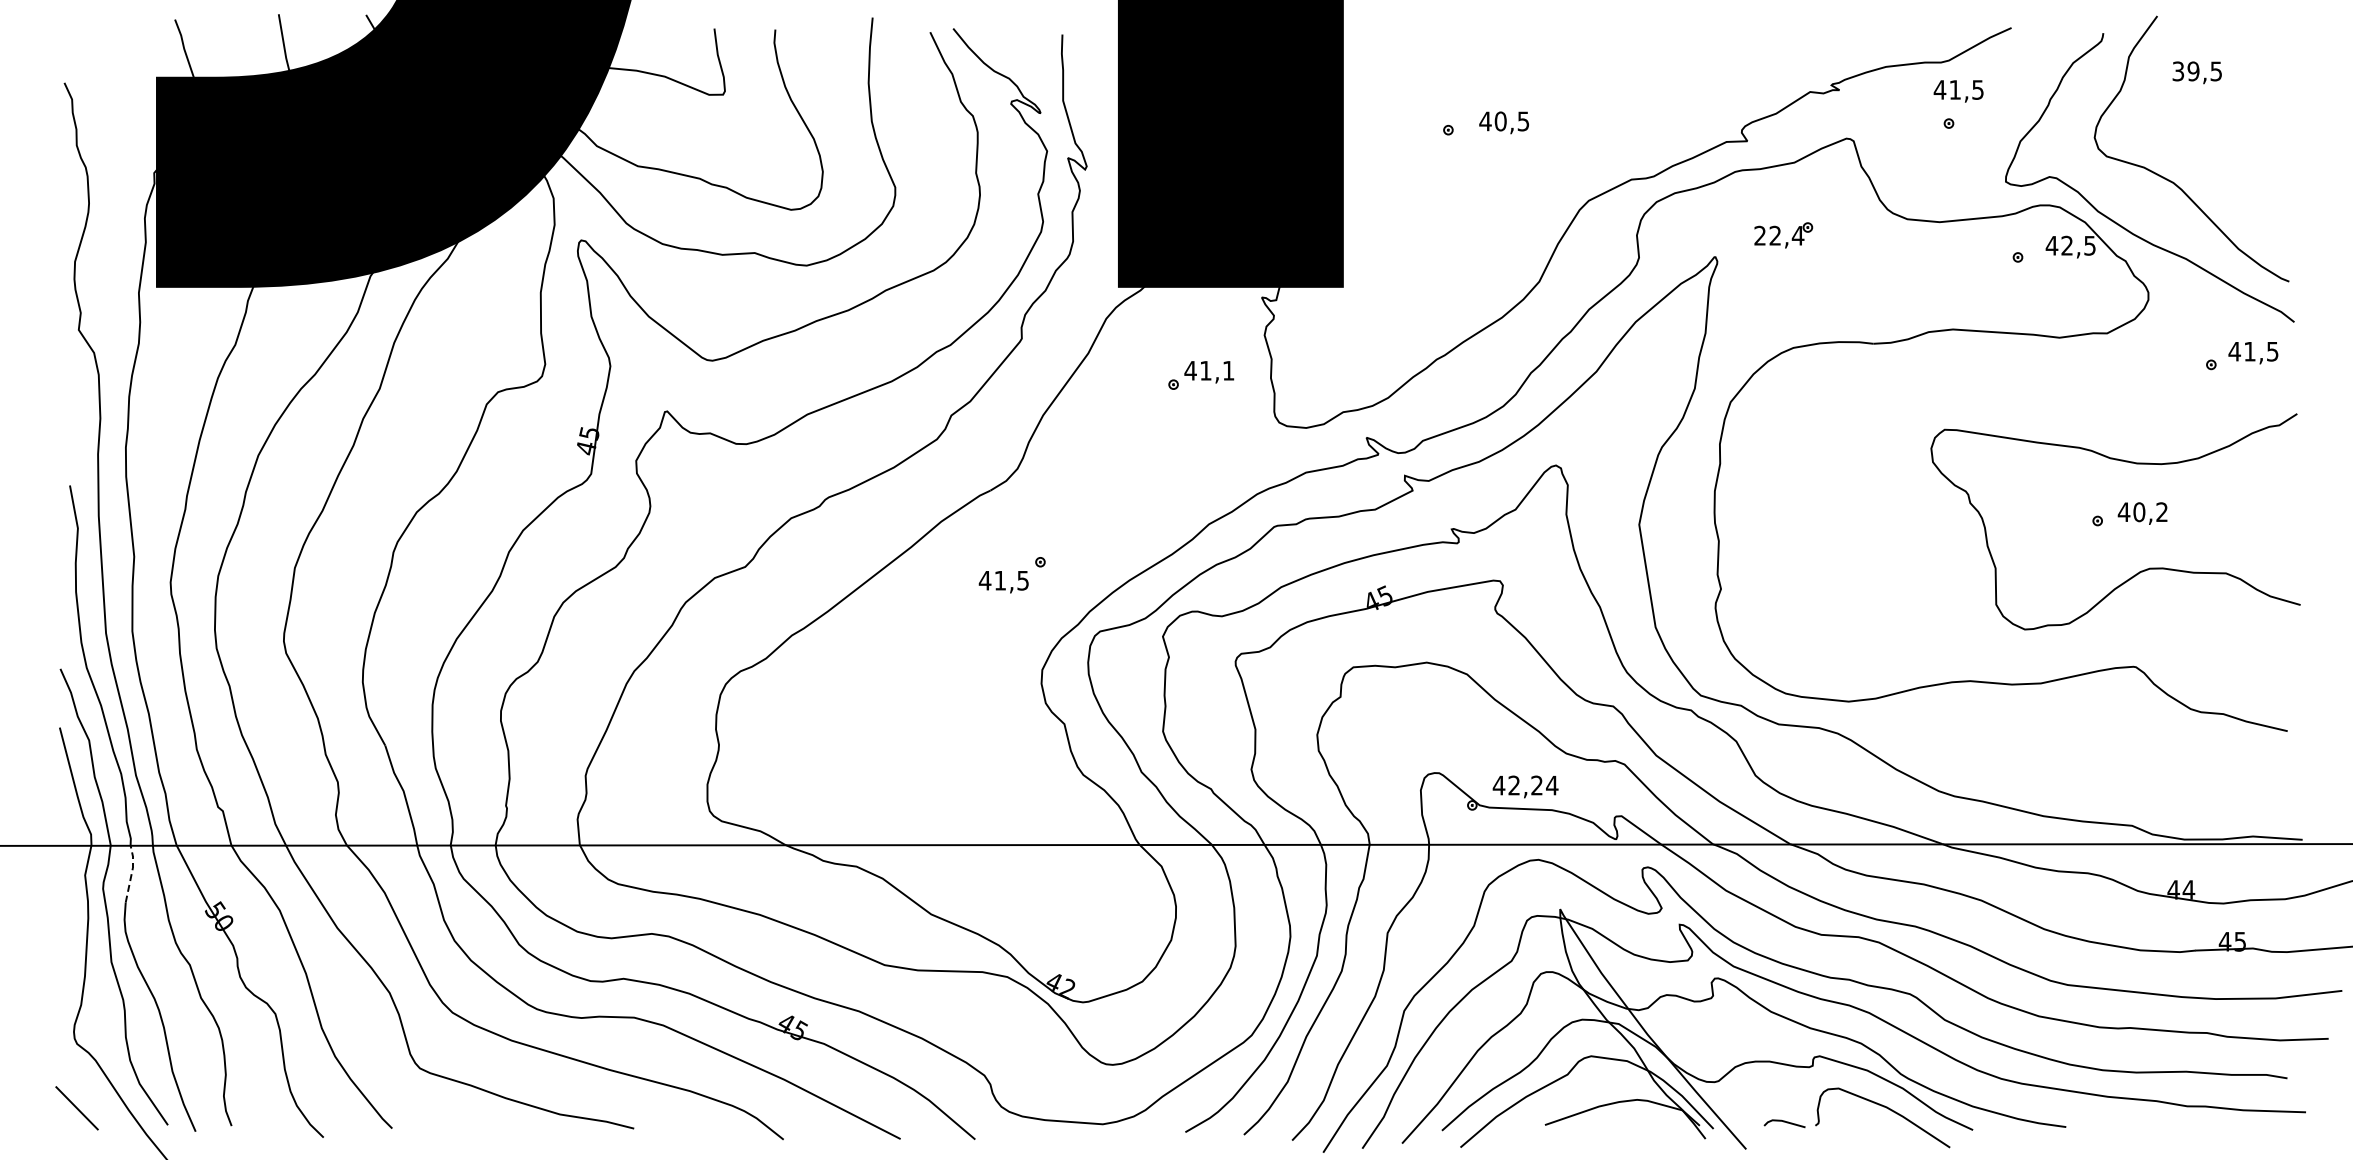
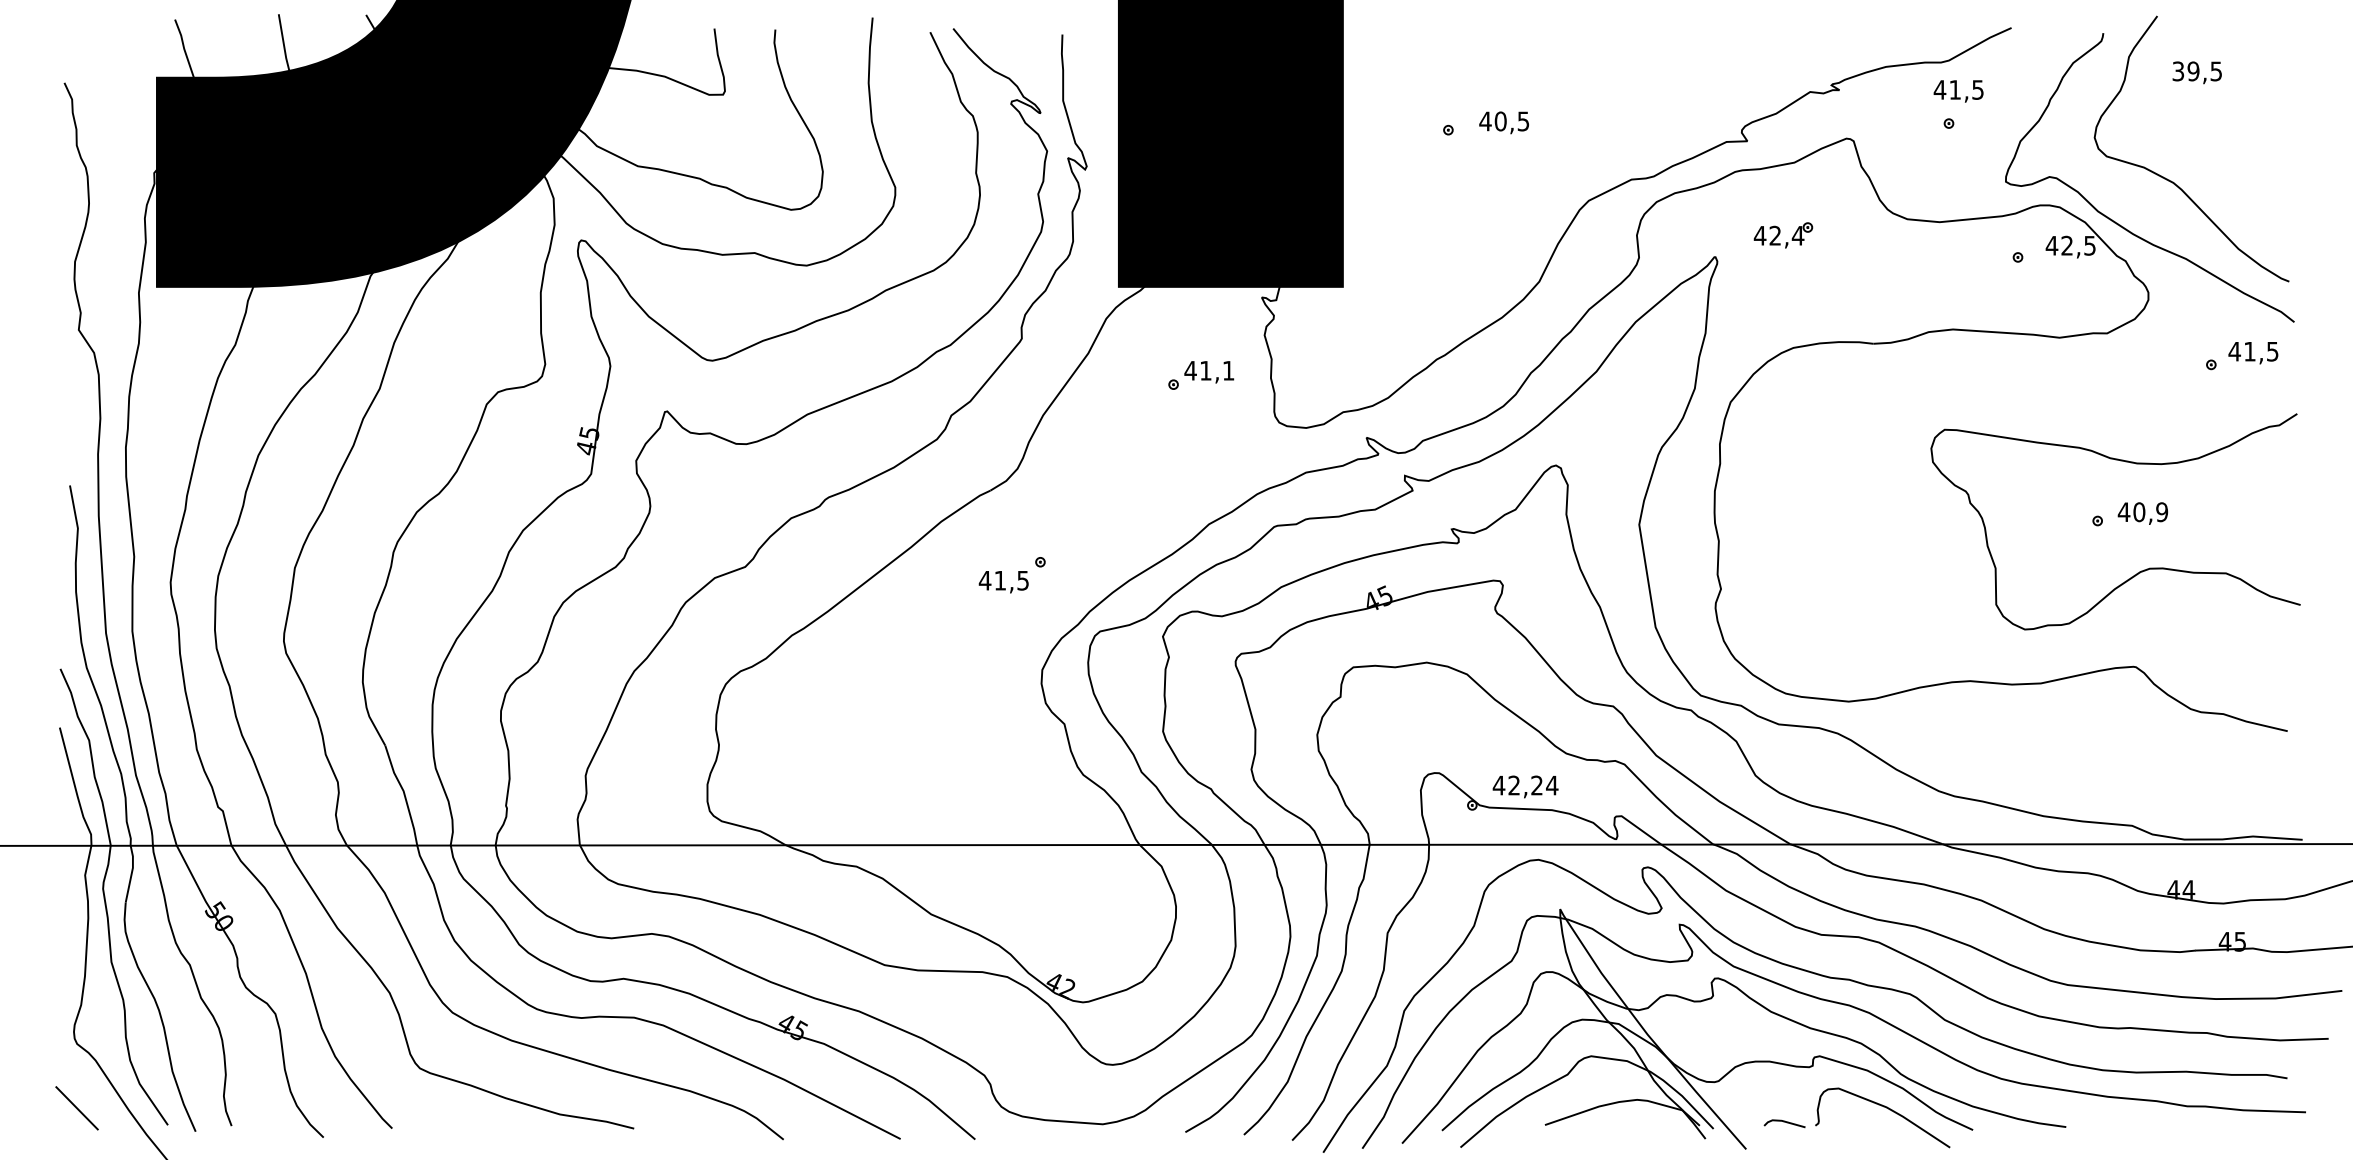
text: 22,4 -> 42,4 (1759, 235)
text: 40,2 -> 40,9 (2162, 512)
line: dashed -> solid (131, 872)
